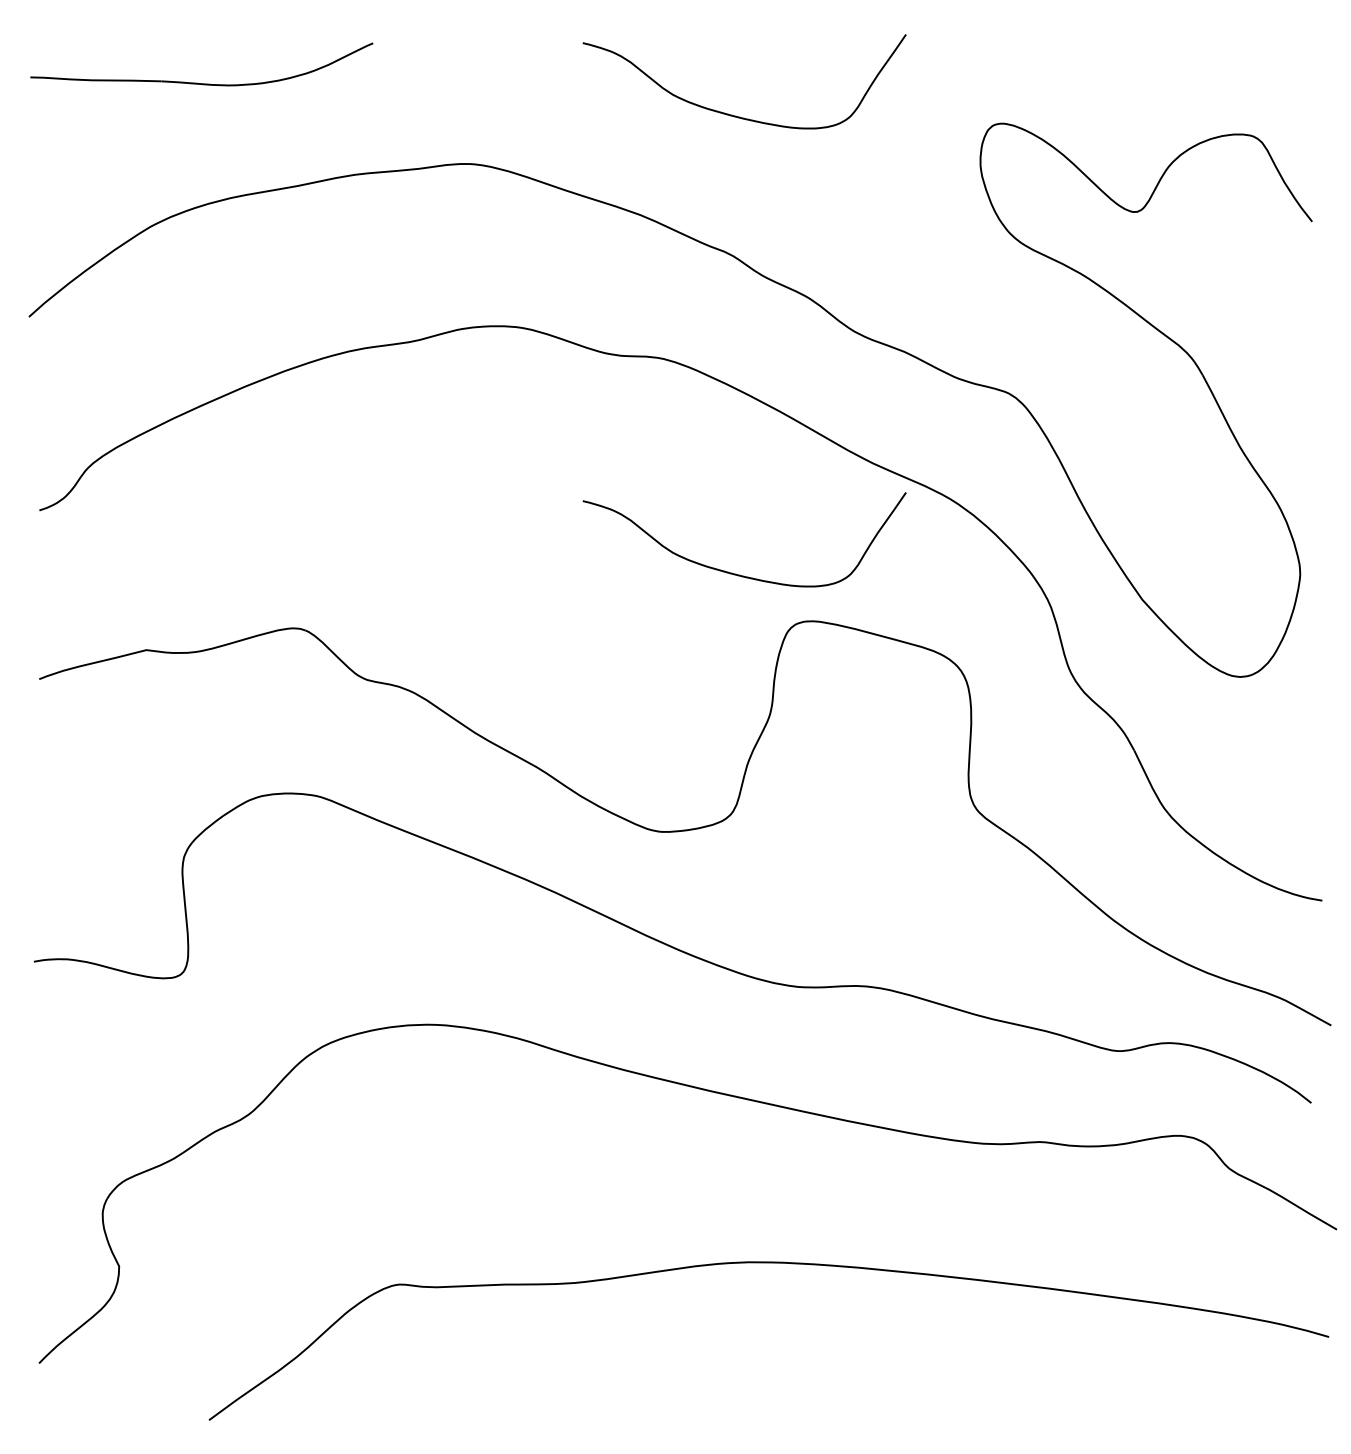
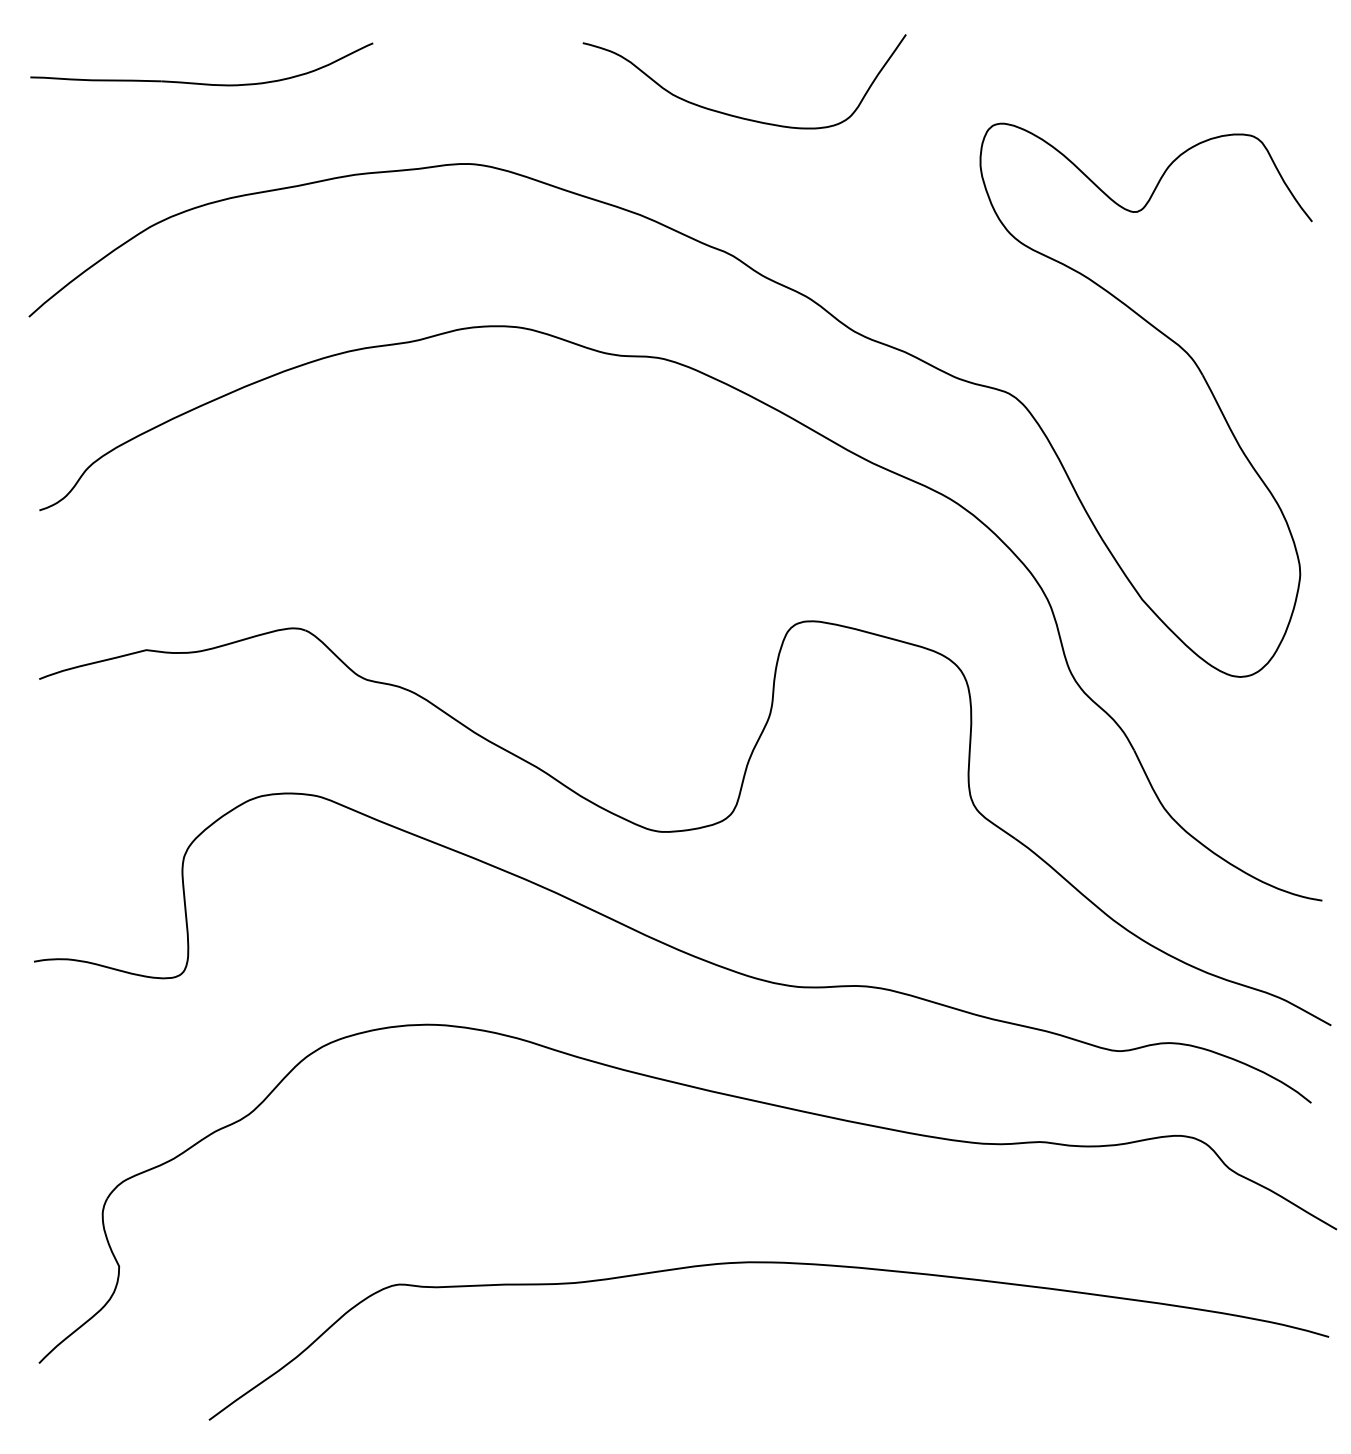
curve: present -> none (736, 573)
